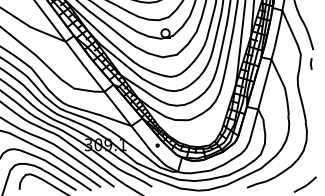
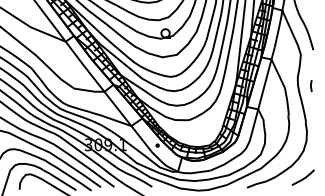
line position: (311, 63) -> (311, 85) (311, 85)
curve position: (305, 184) -> (303, 177) (303, 177)
